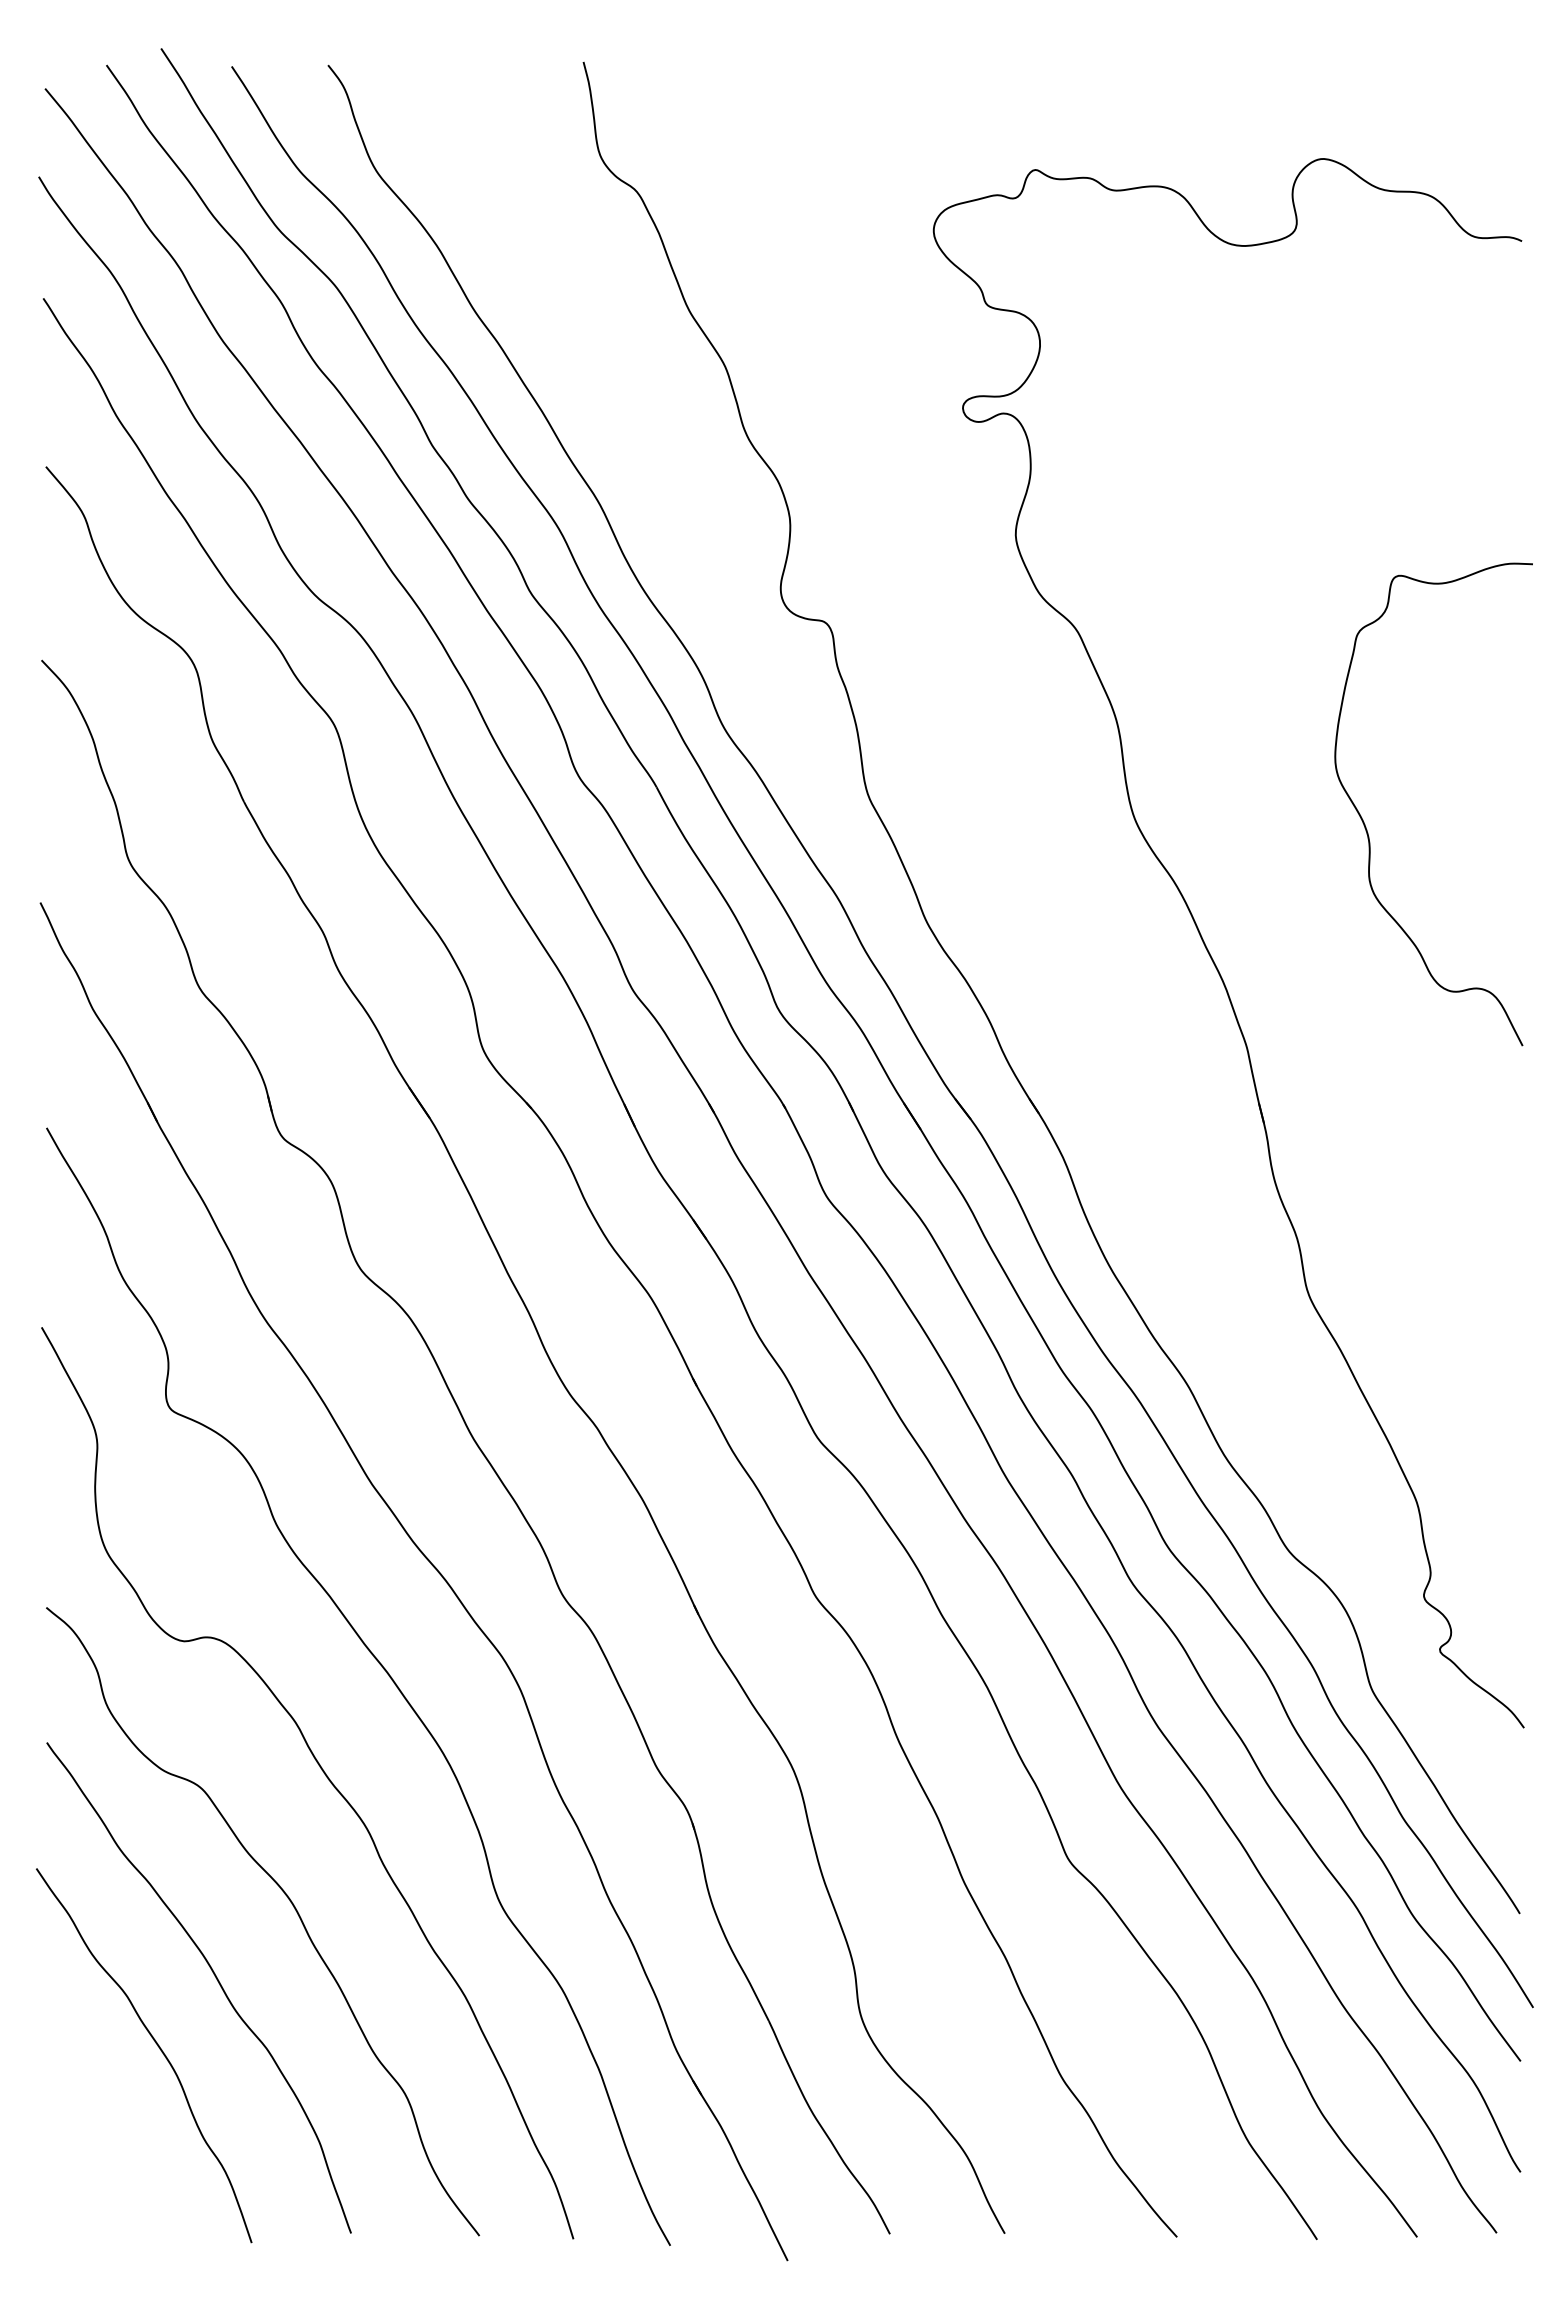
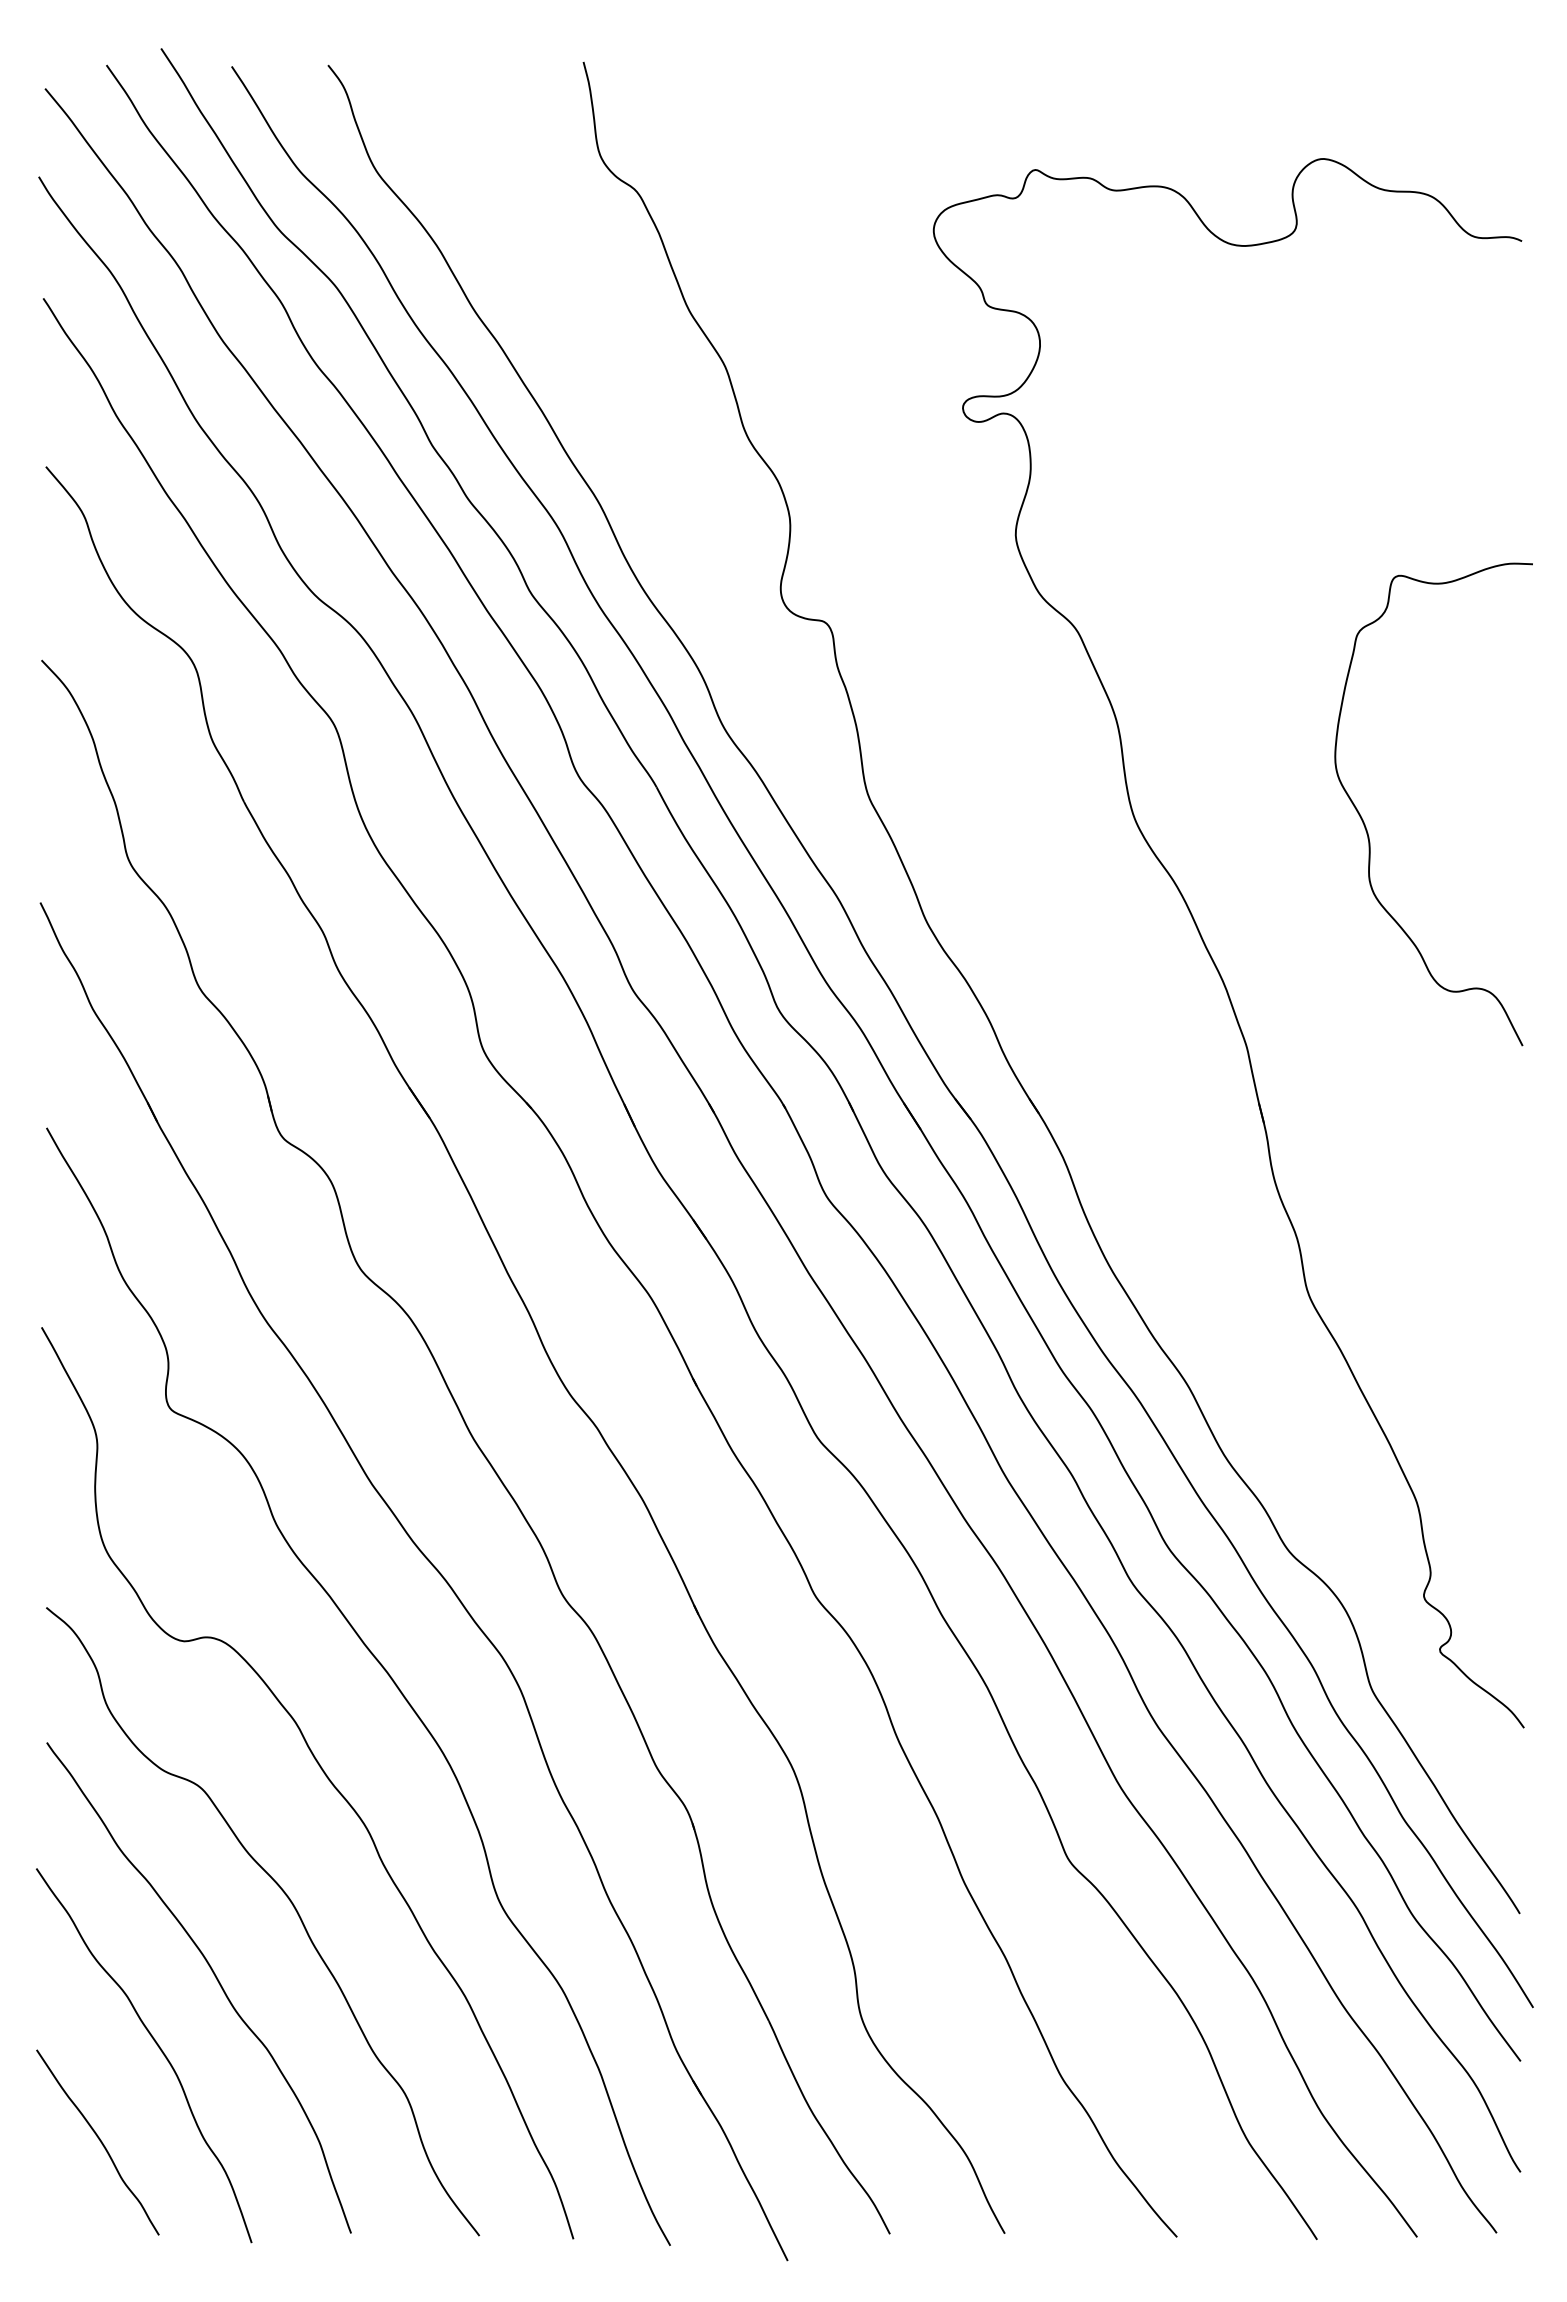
curve: none -> present (99, 2140)
